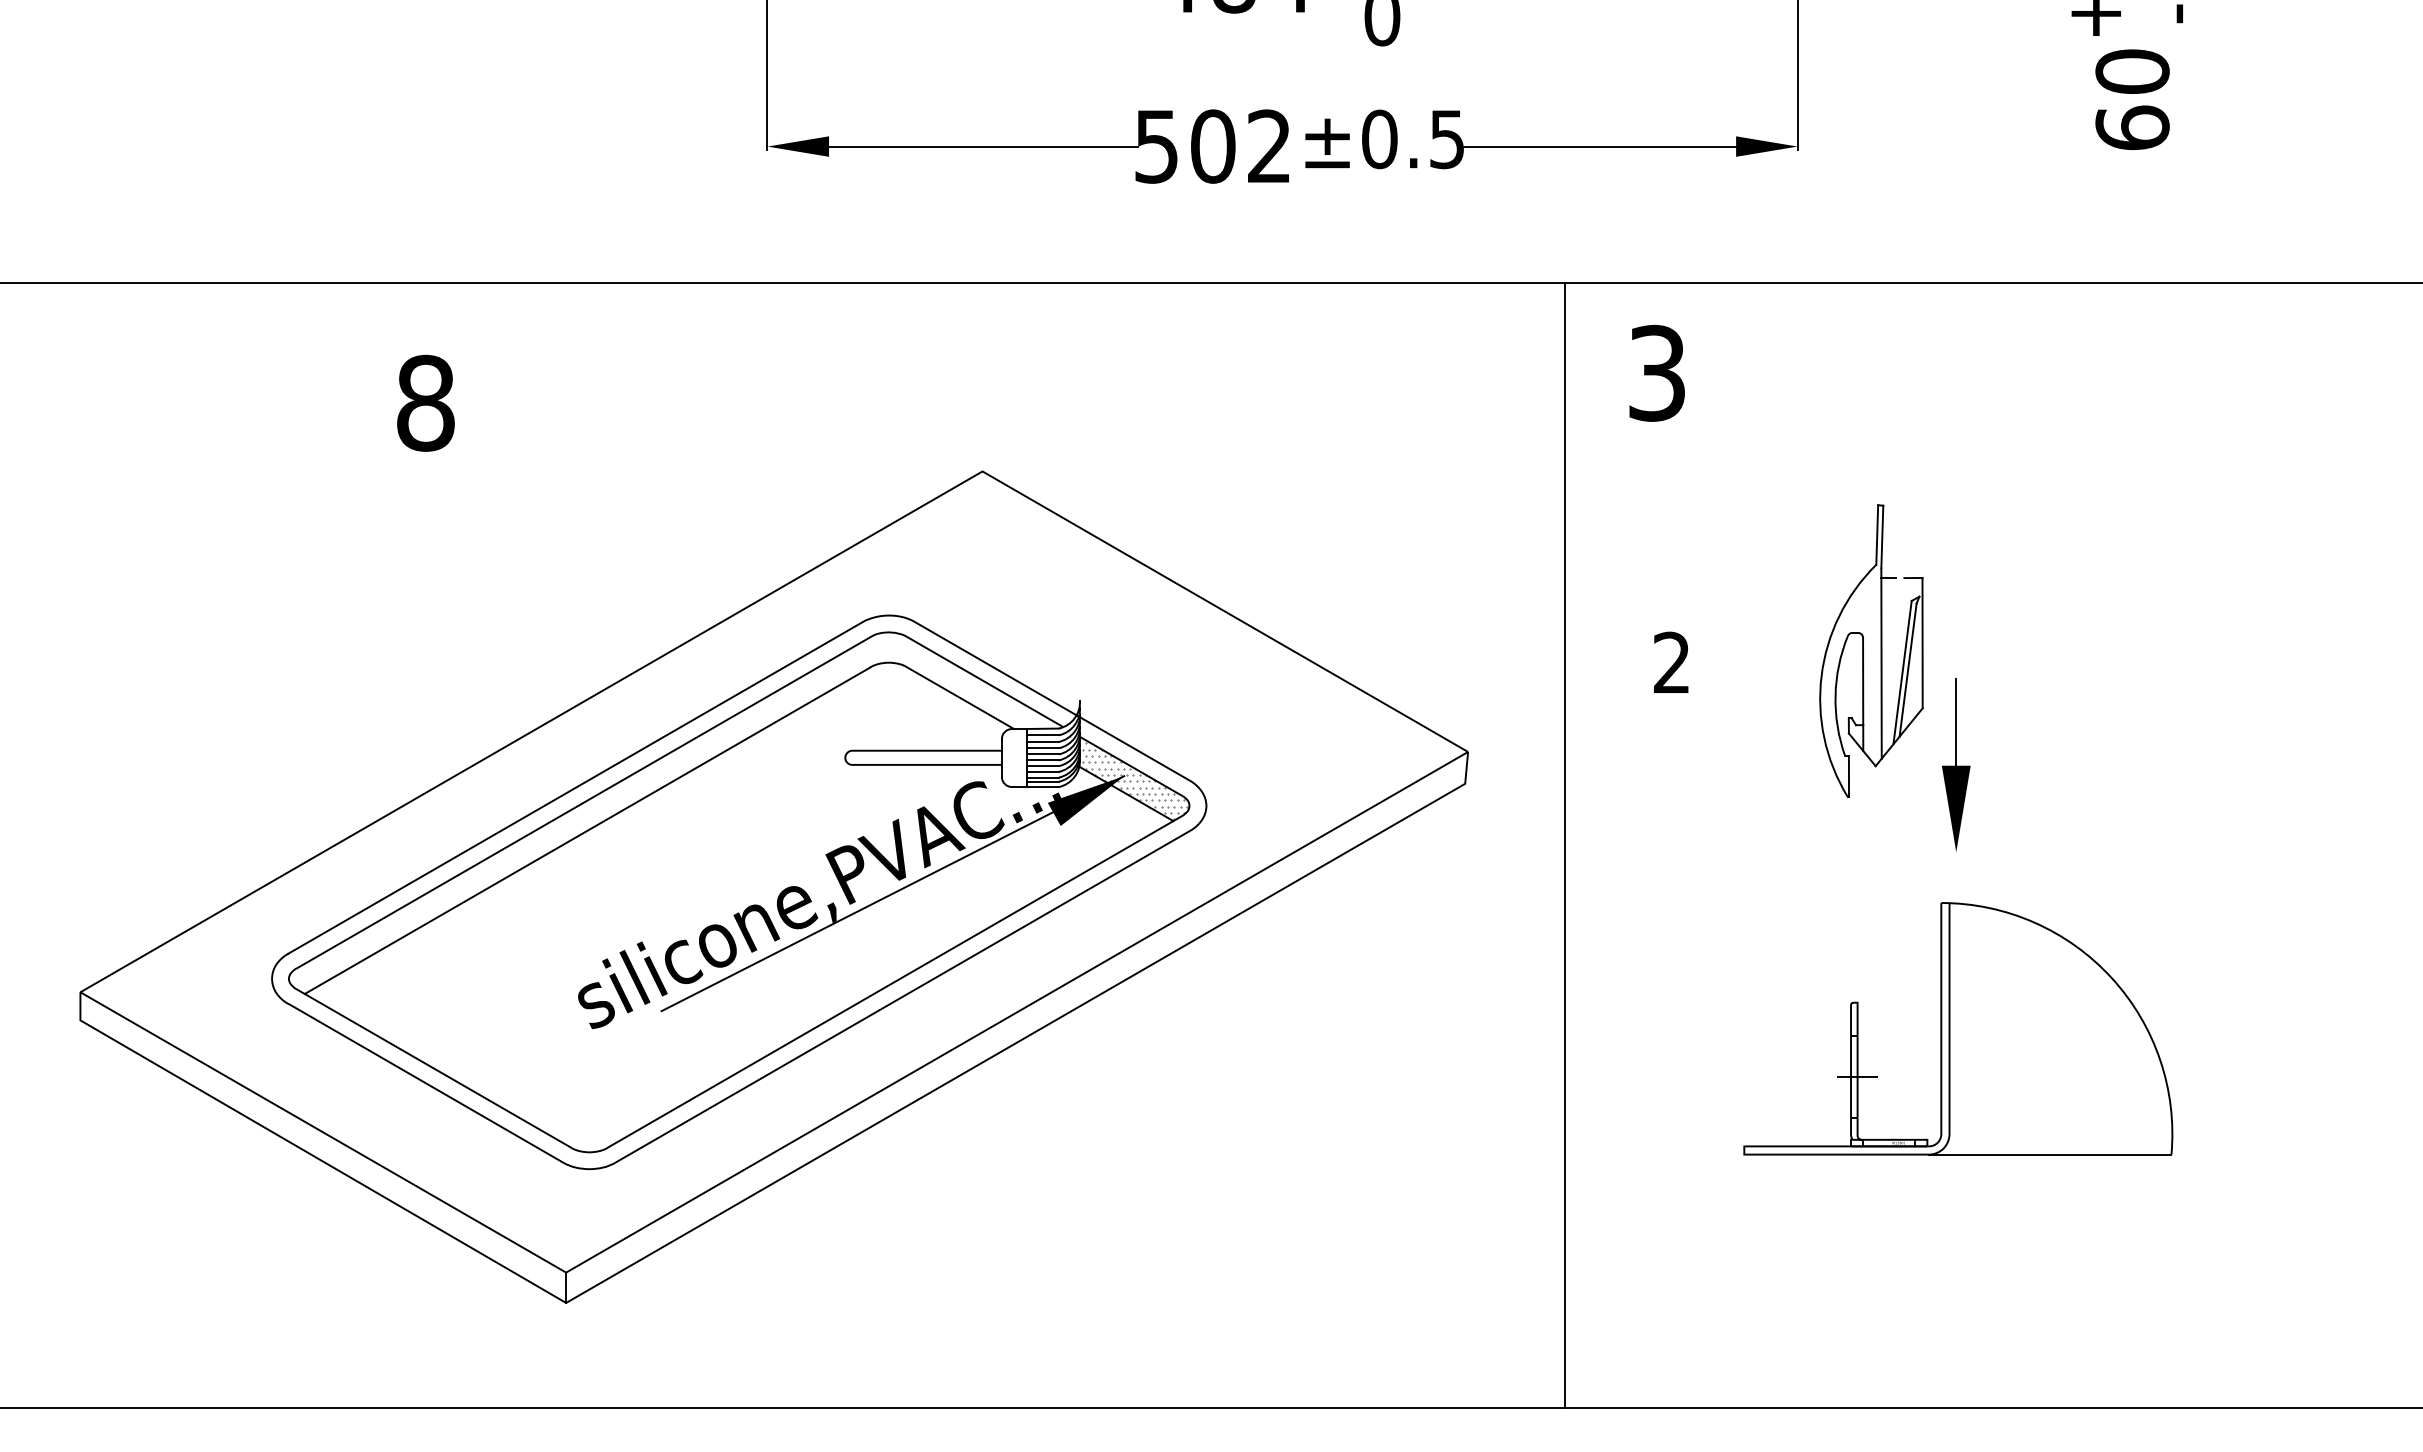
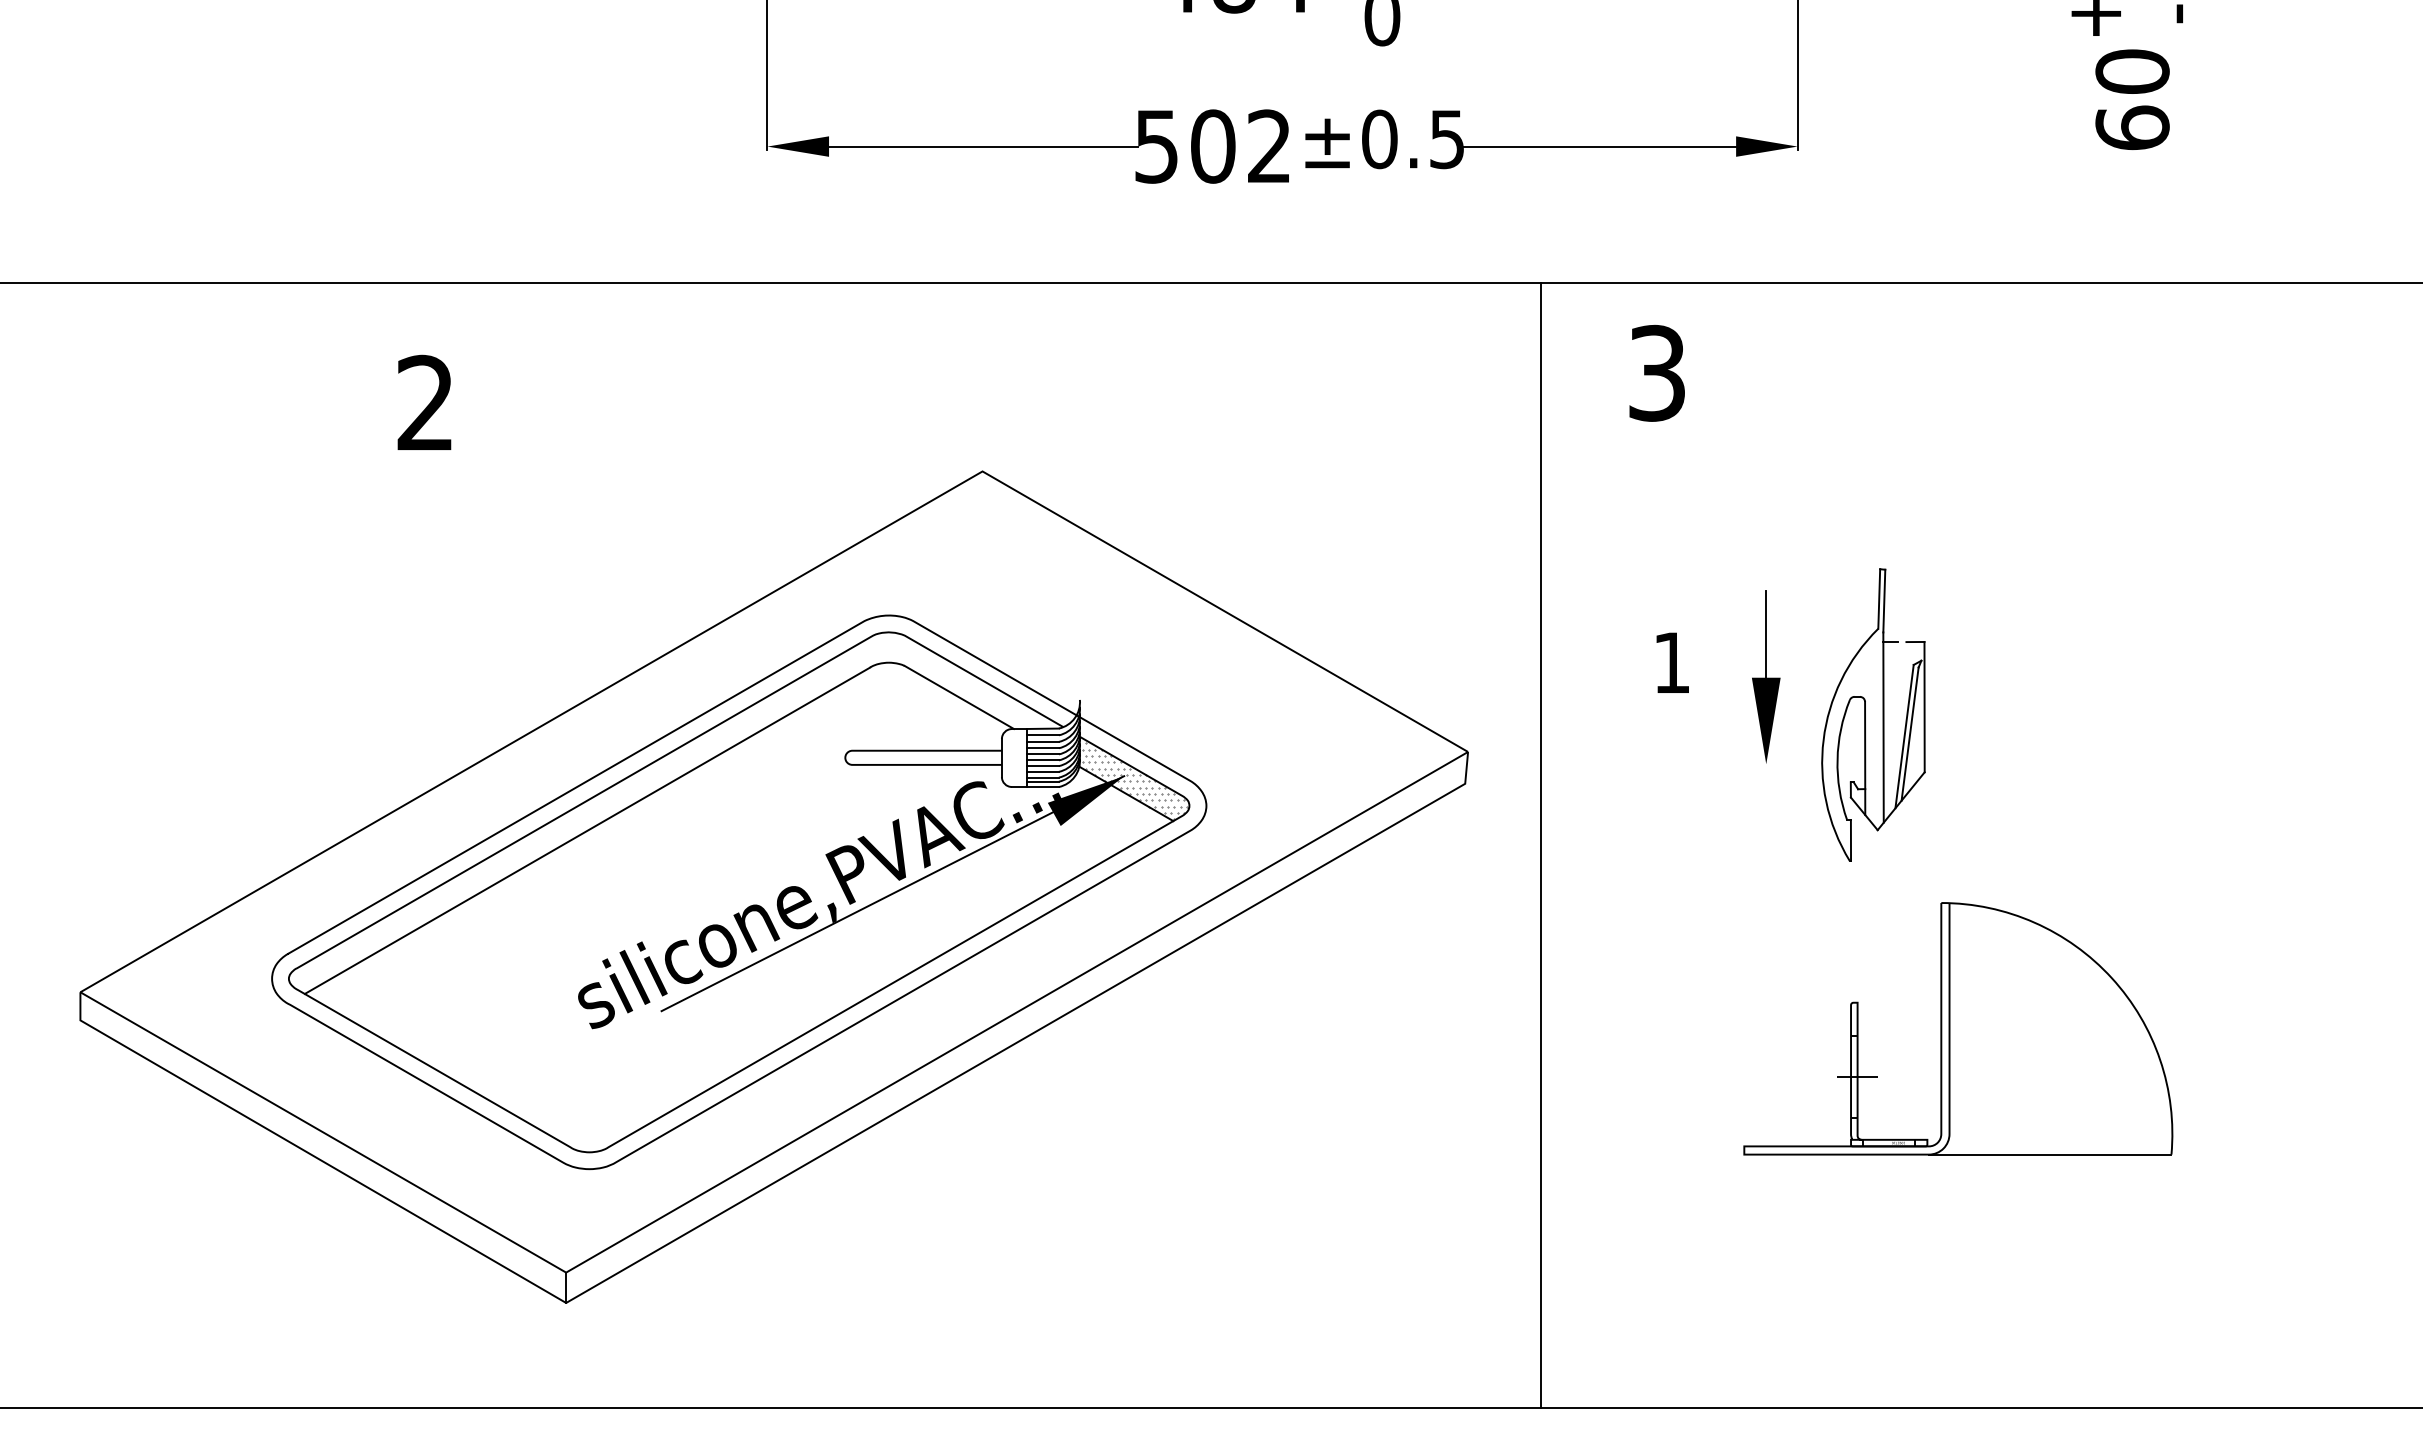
text: 8 -> 2 (425, 402)
part position: (1871, 650) -> (1873, 714) (1873, 714)
text: 2 -> 1 (1671, 661)
part position: (1956, 764) -> (1766, 676) (1766, 676)
line position: (1564, 845) -> (1540, 845) (1540, 845)
